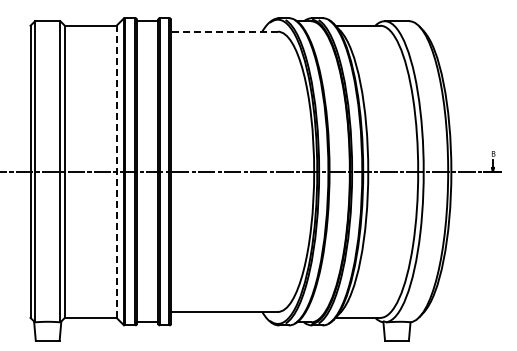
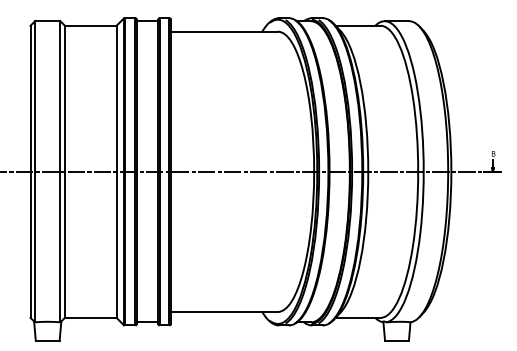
line: dashed -> solid (223, 31)
line: dashed -> solid (116, 171)
